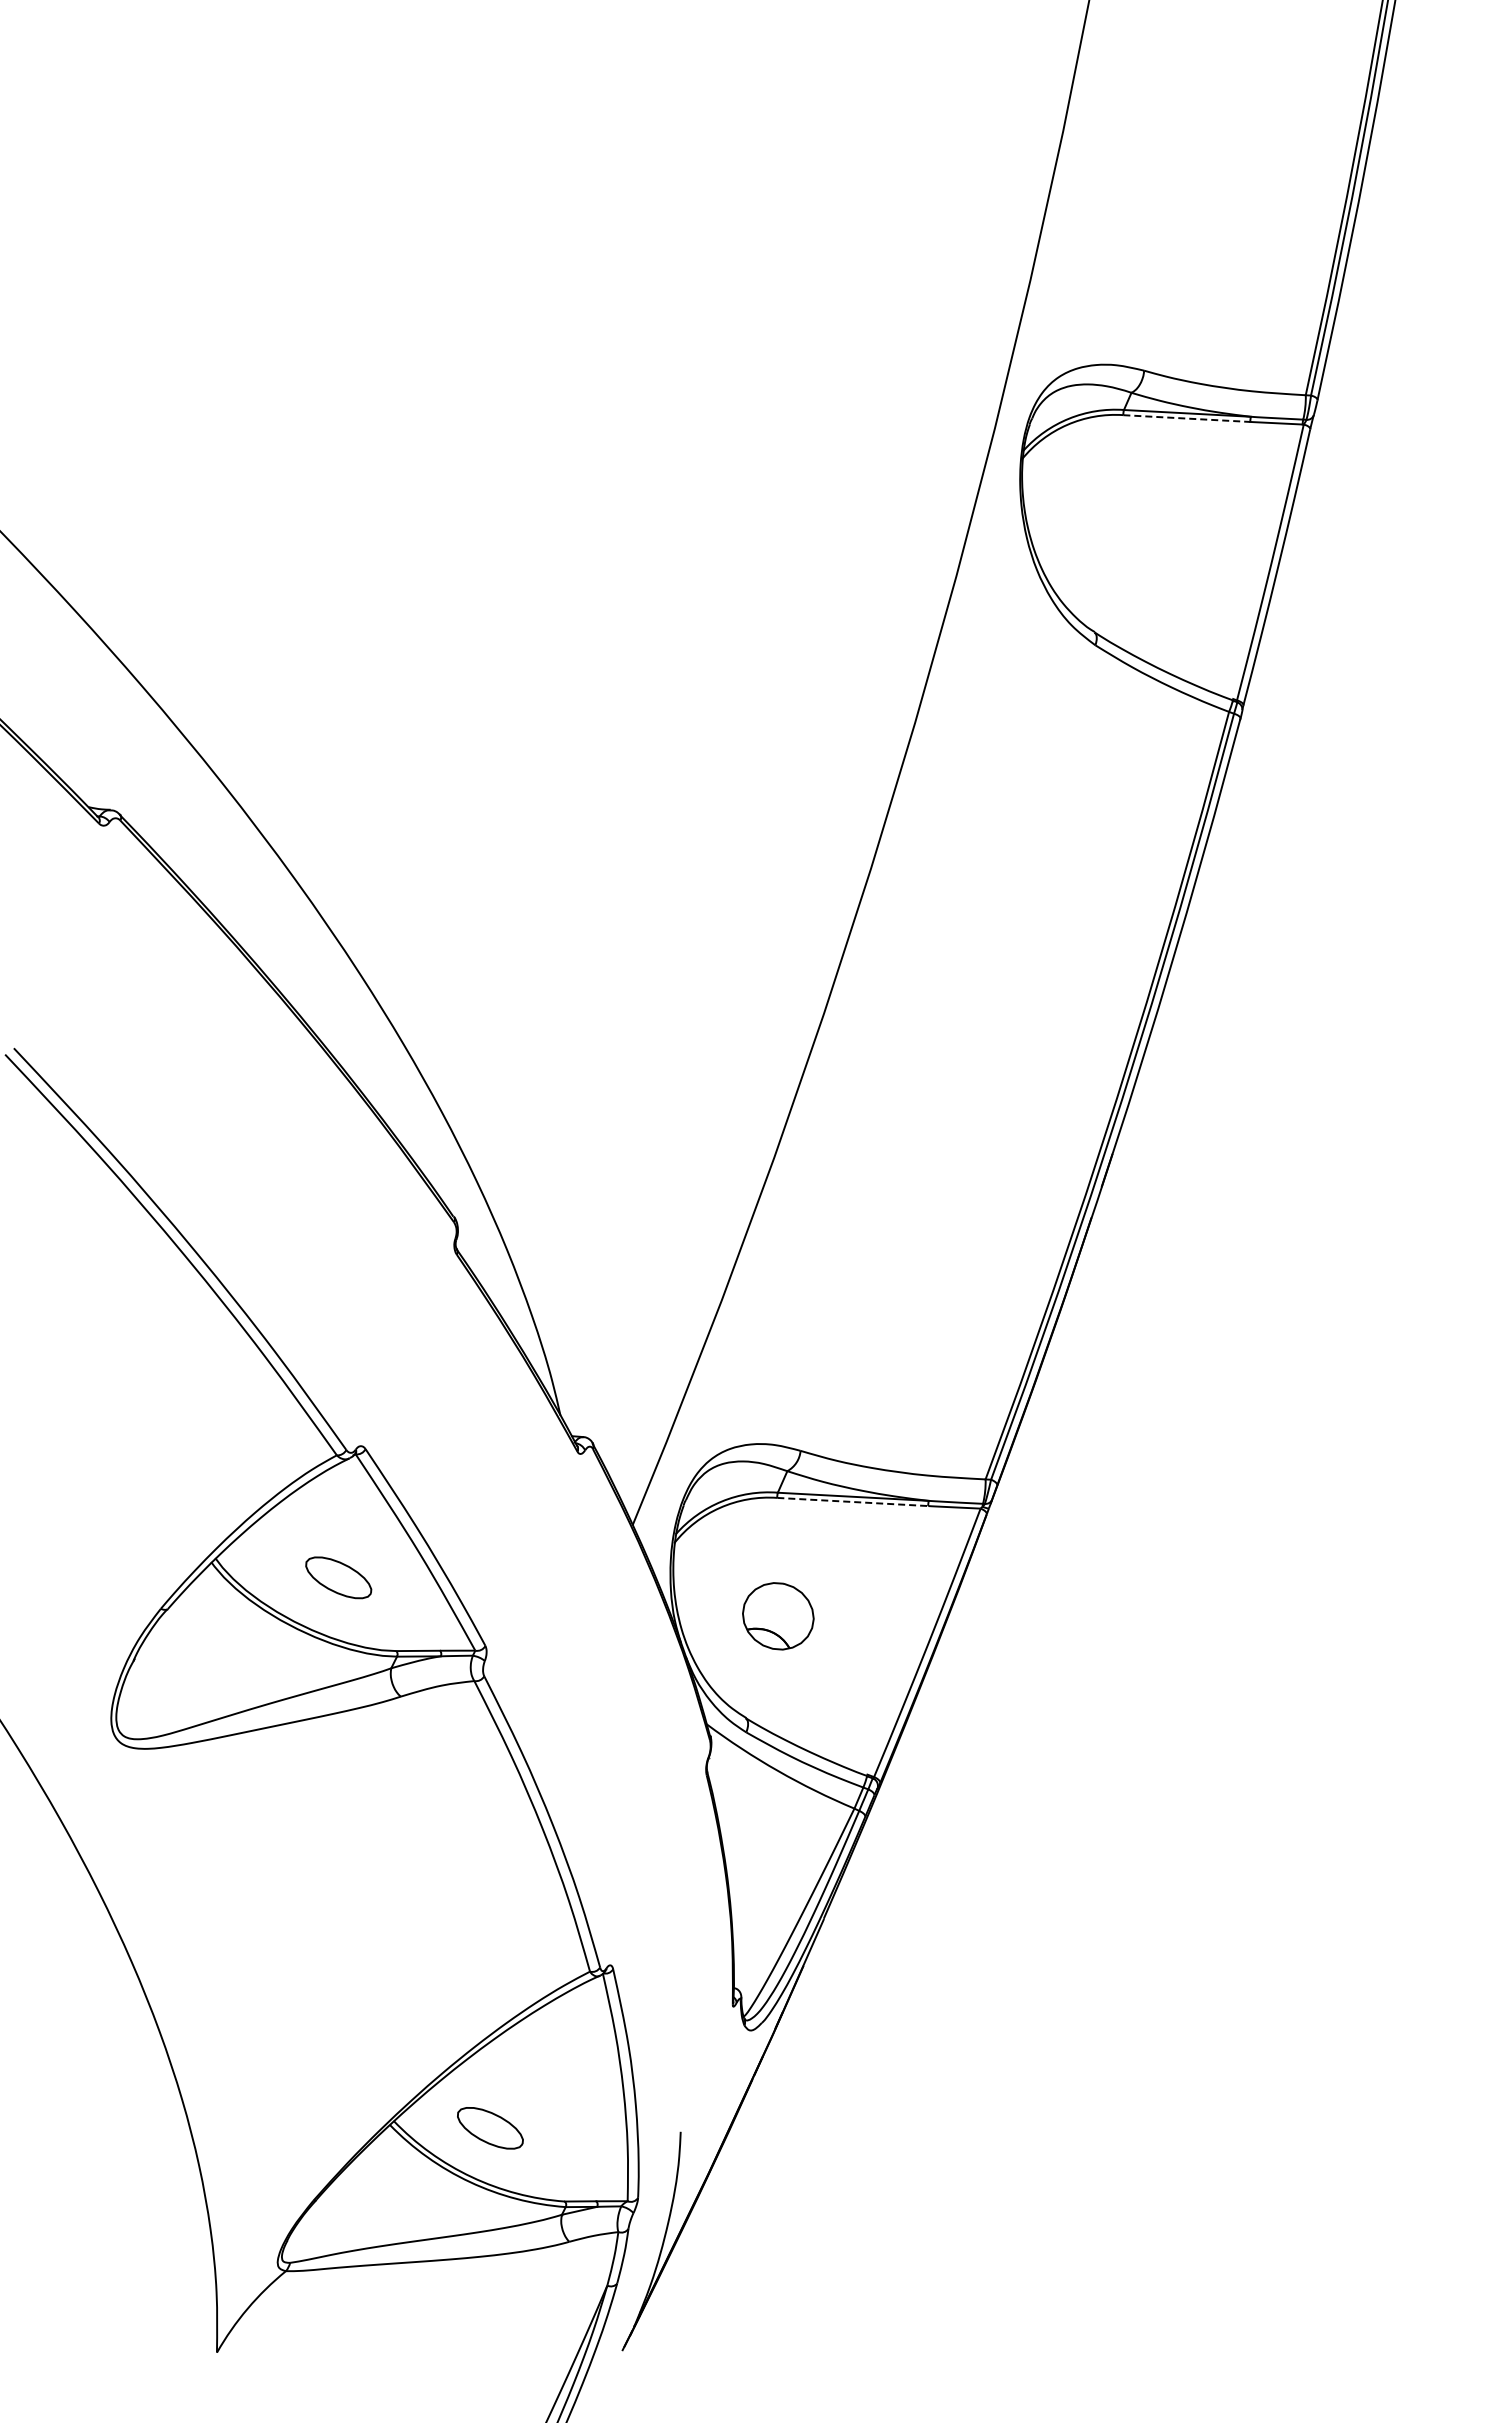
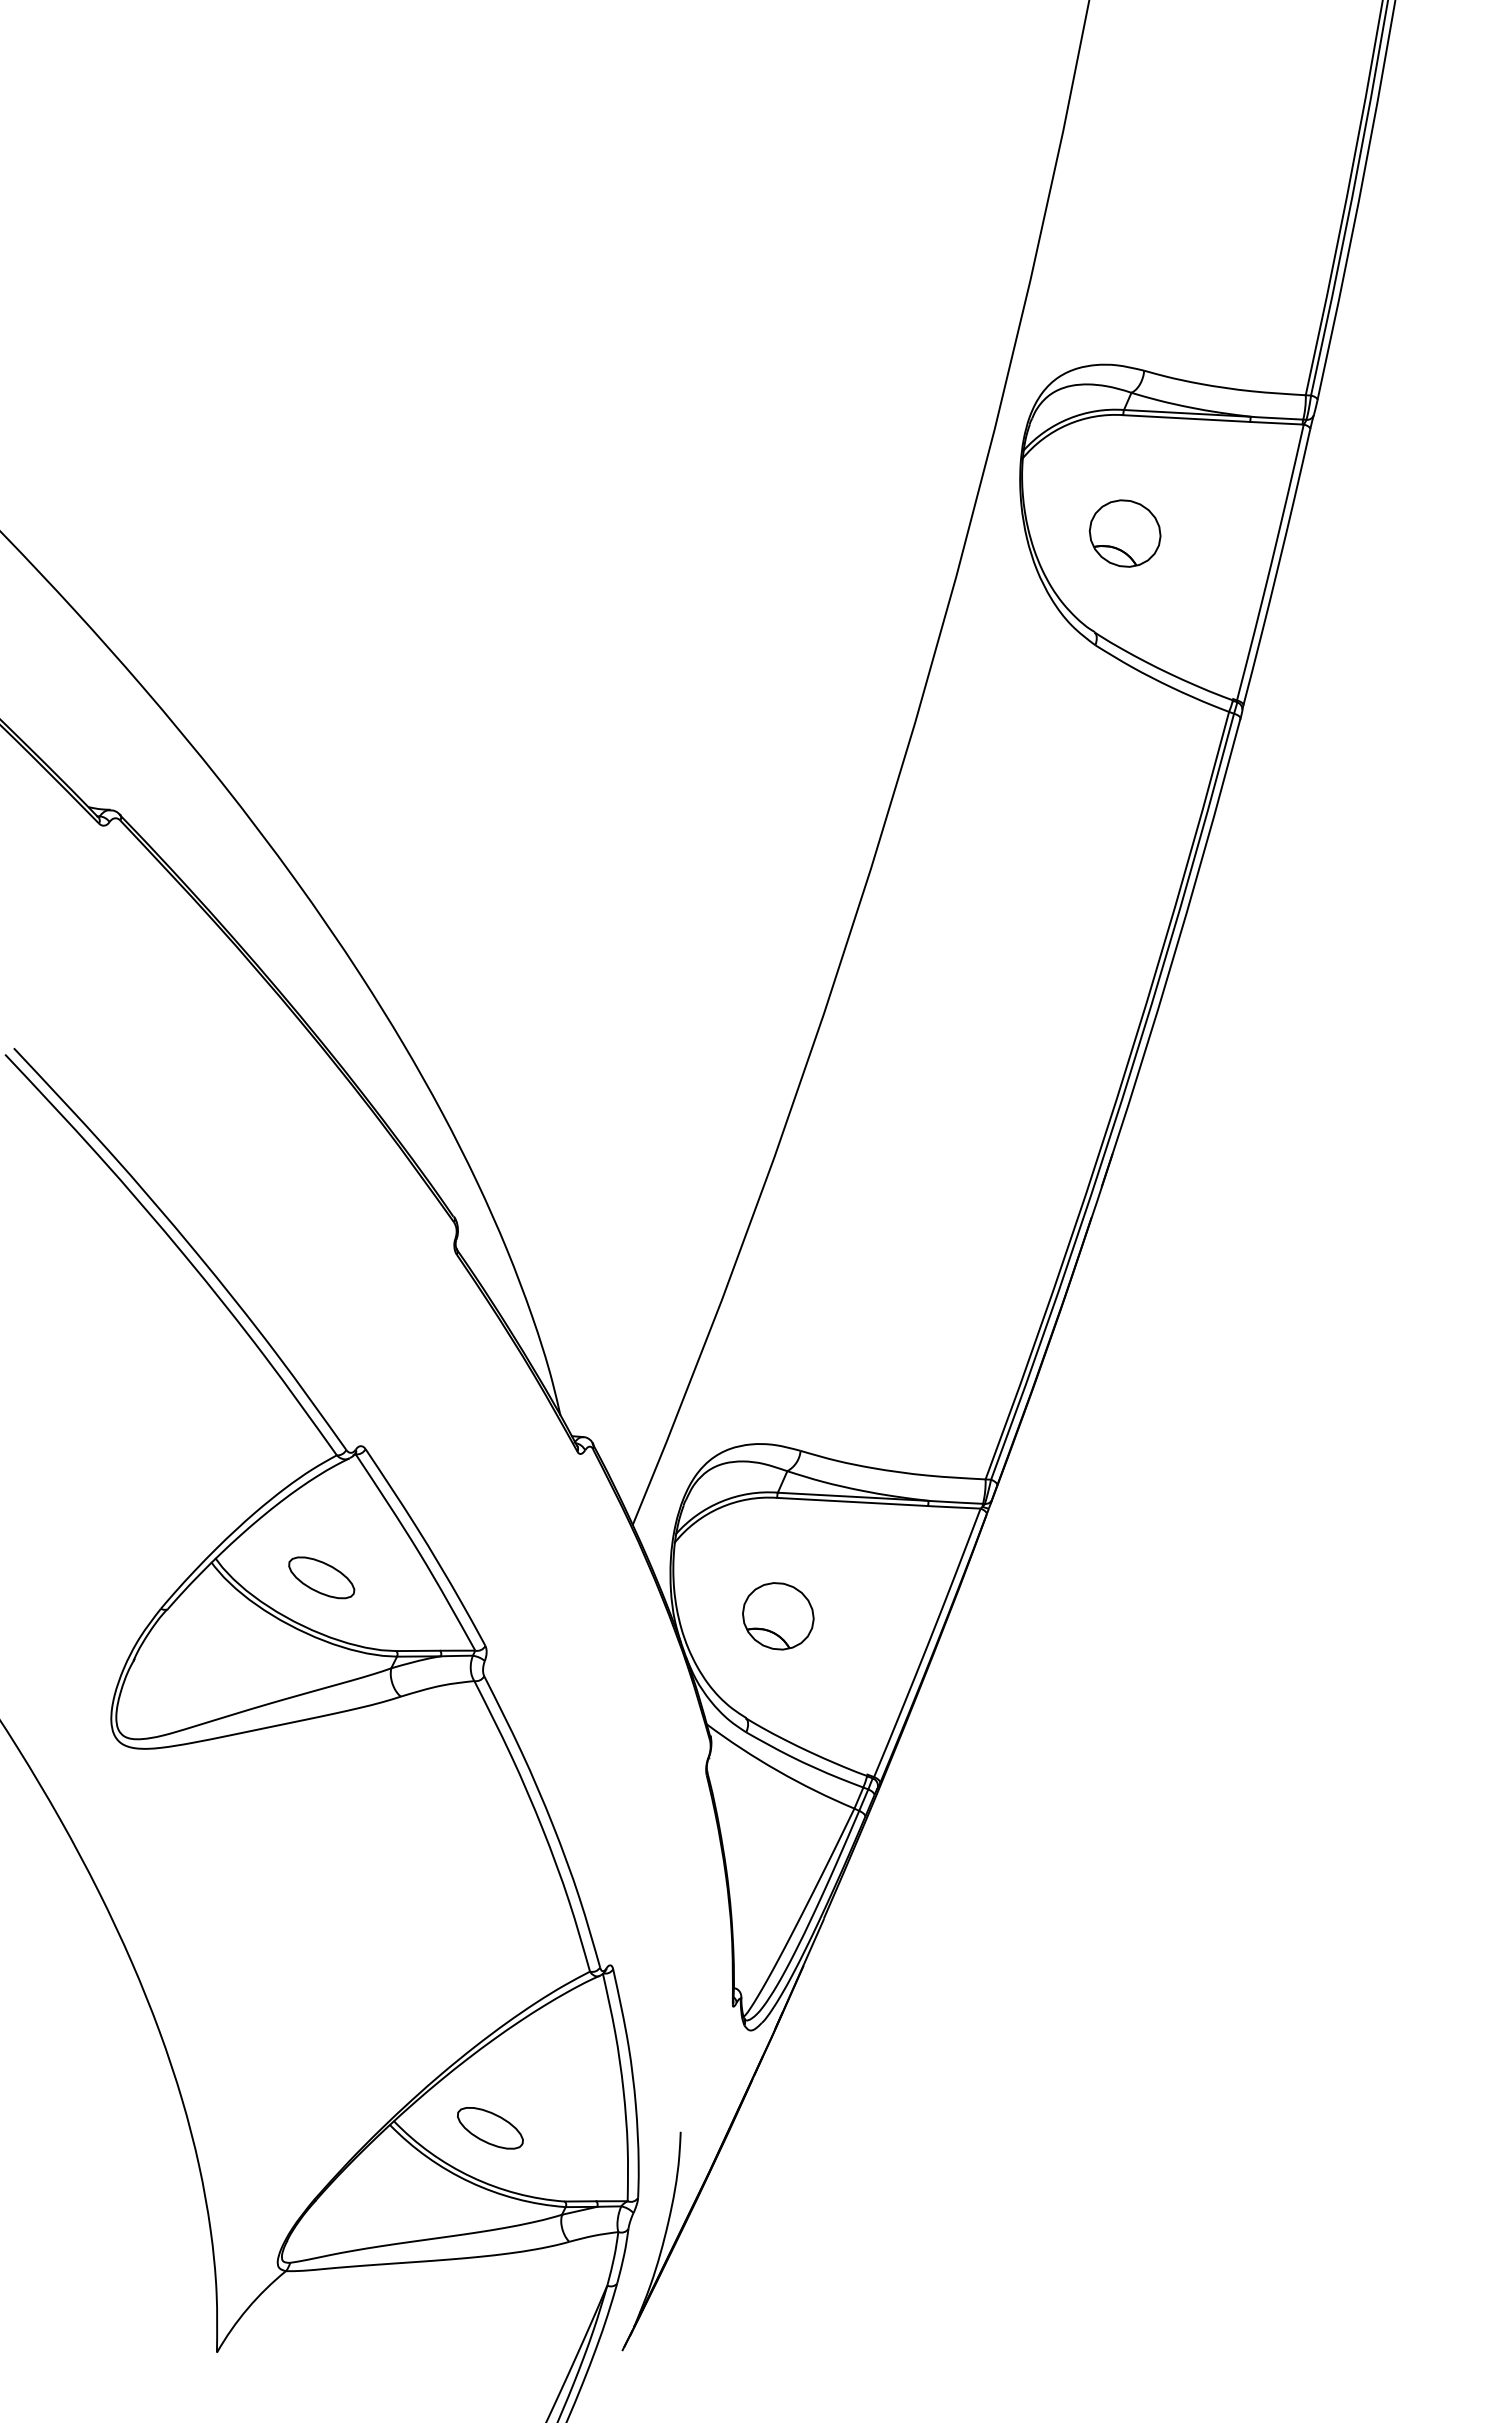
line: dashed -> solid (1186, 418)
part: none -> present (1124, 533)
line: dashed -> solid (852, 1501)
part position: (338, 1577) -> (321, 1577) (321, 1577)
